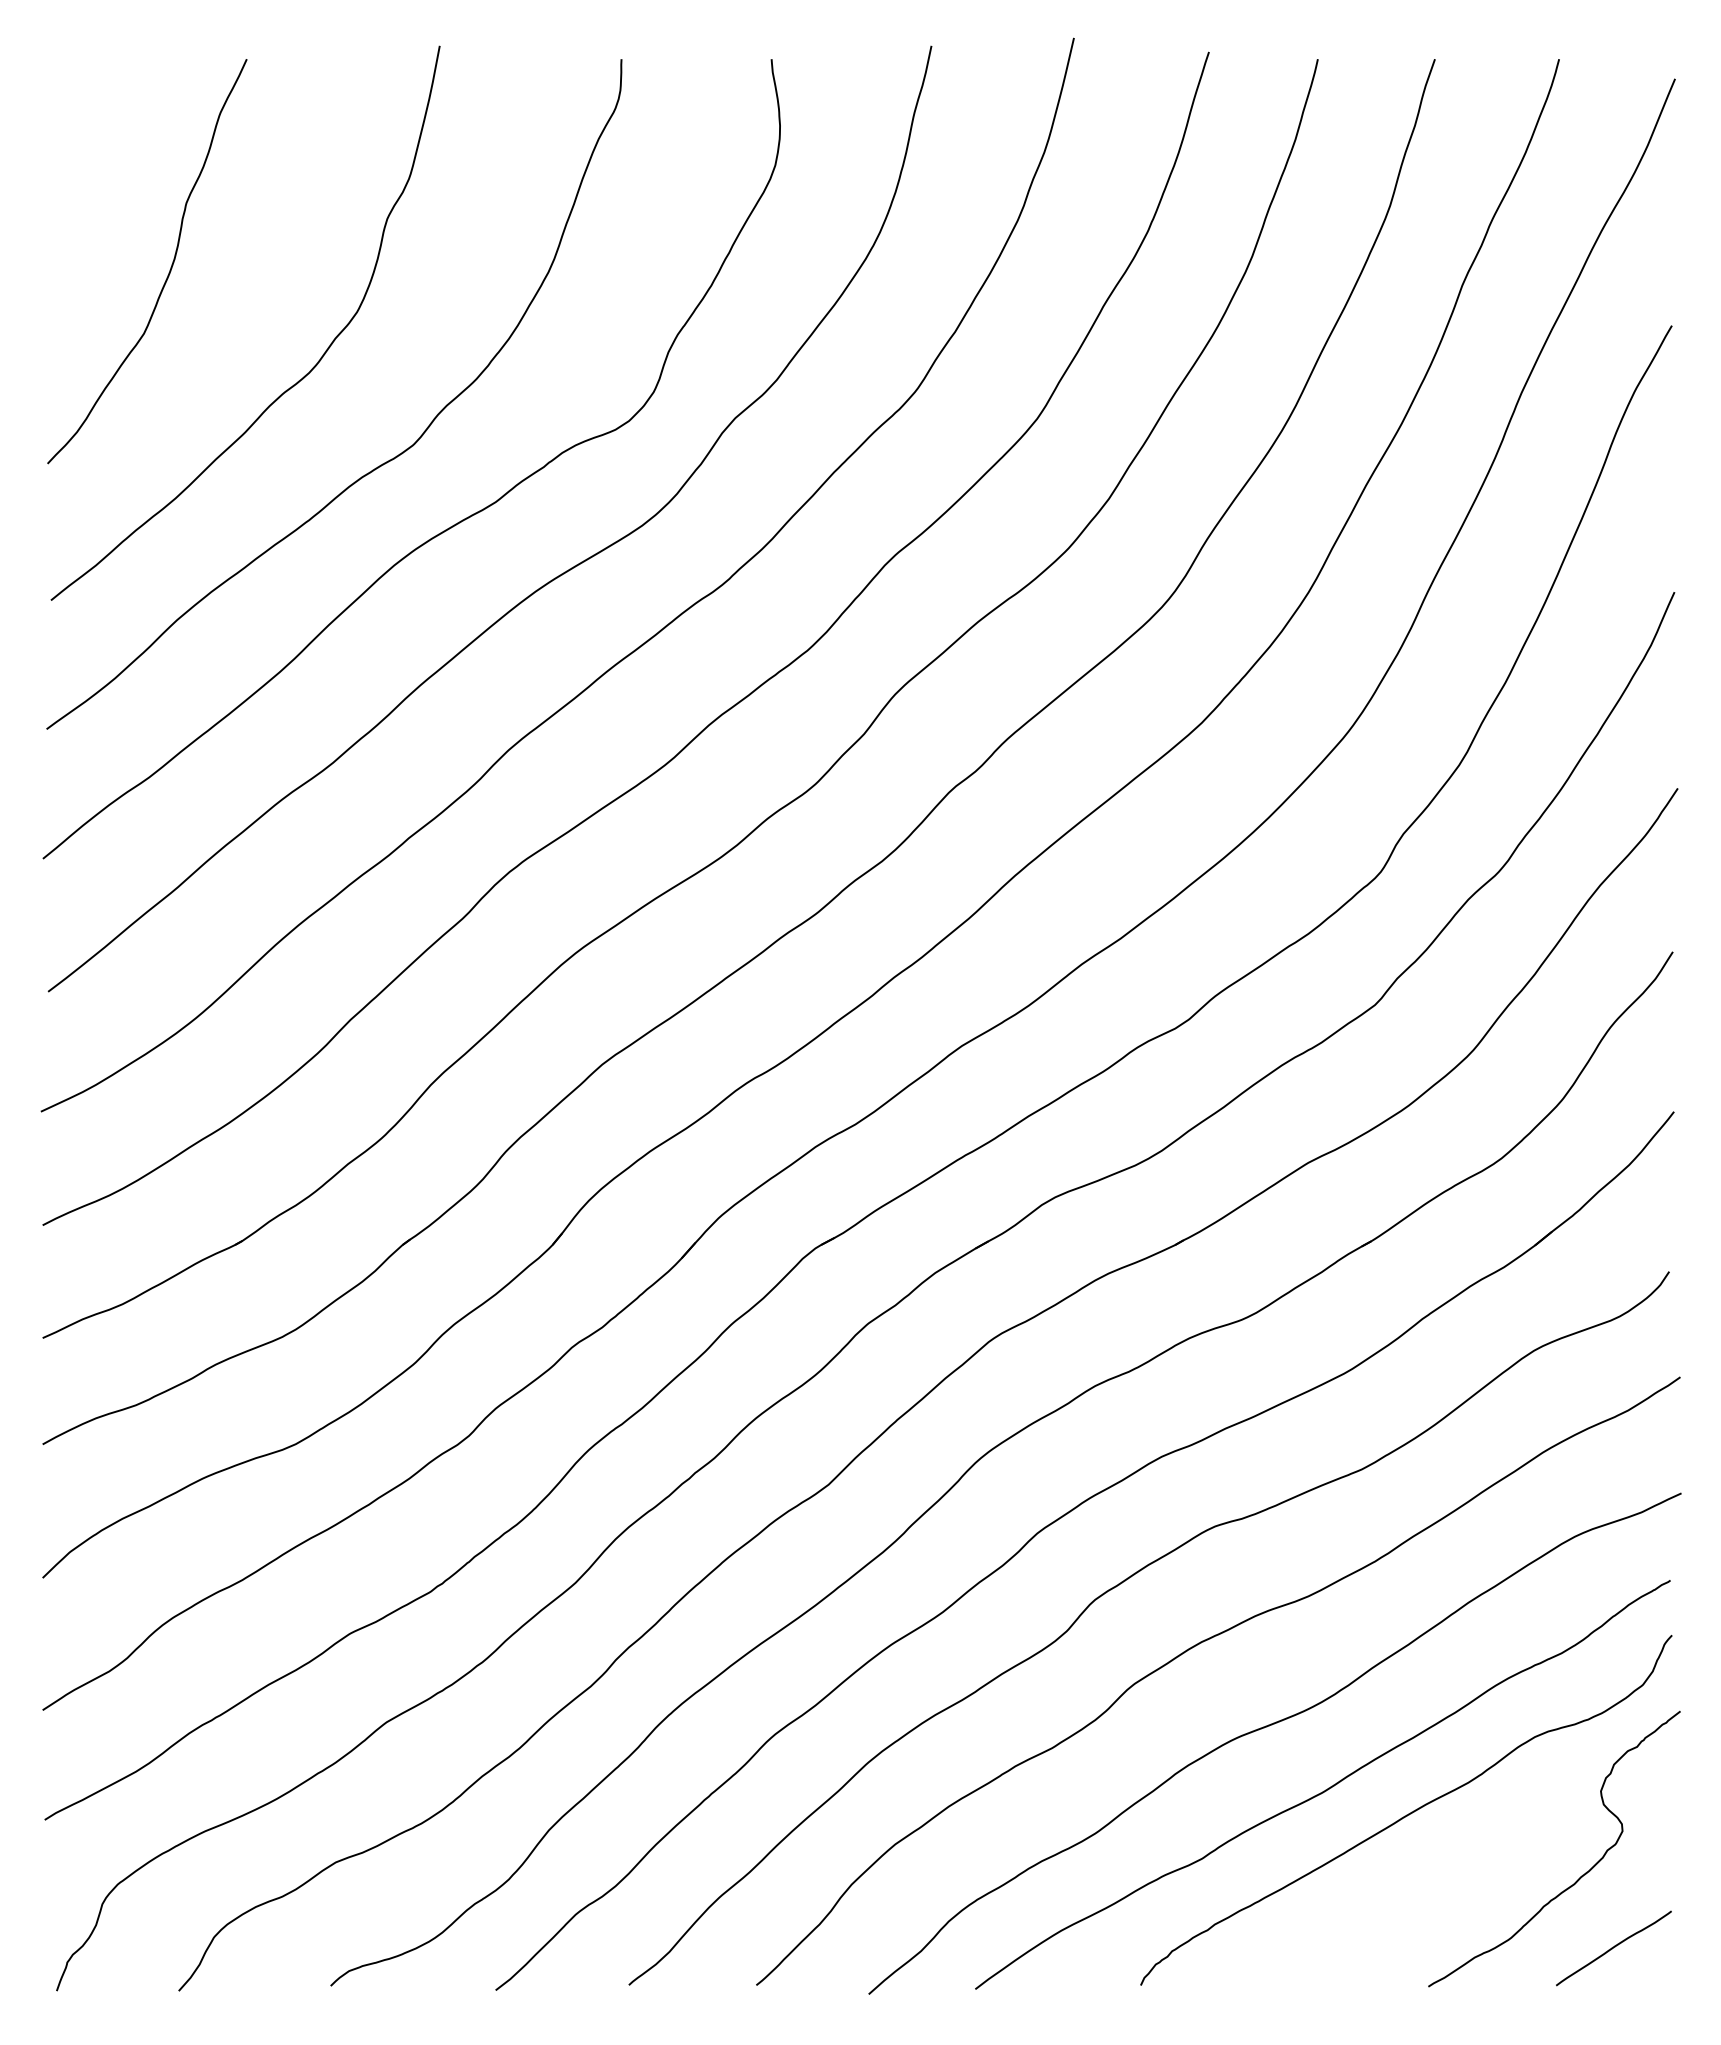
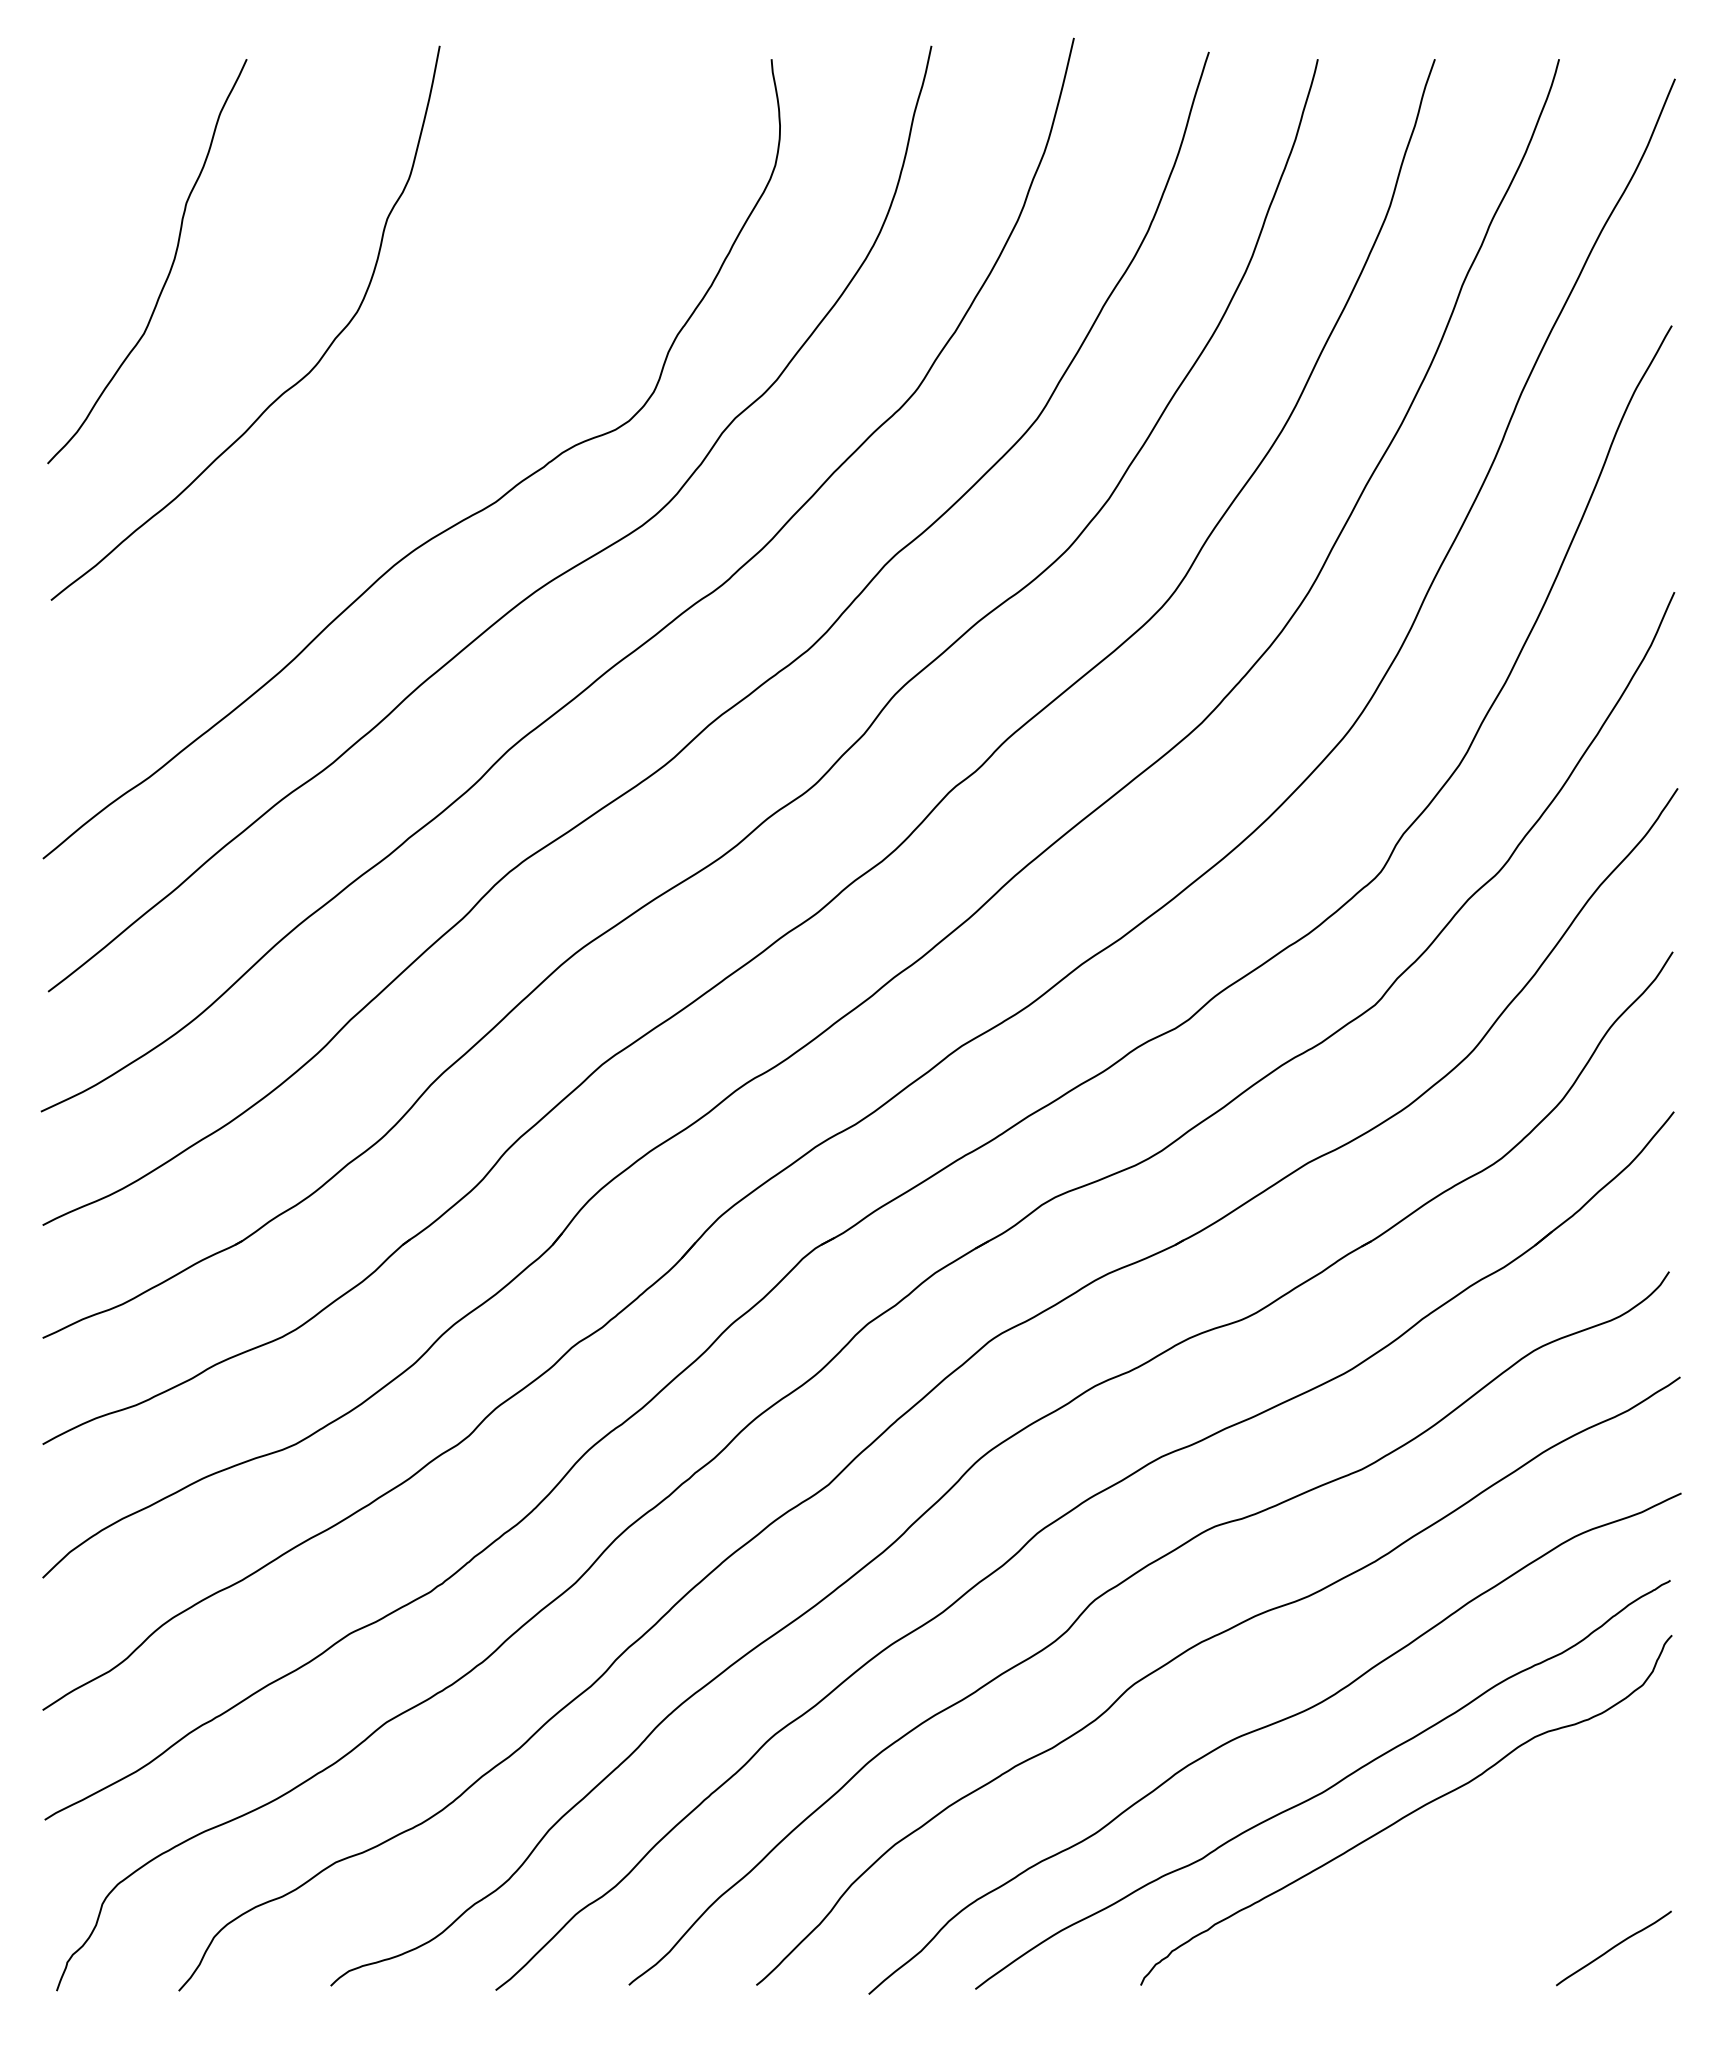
curve: present -> none (380, 464)
curve: present -> none (1581, 1875)
